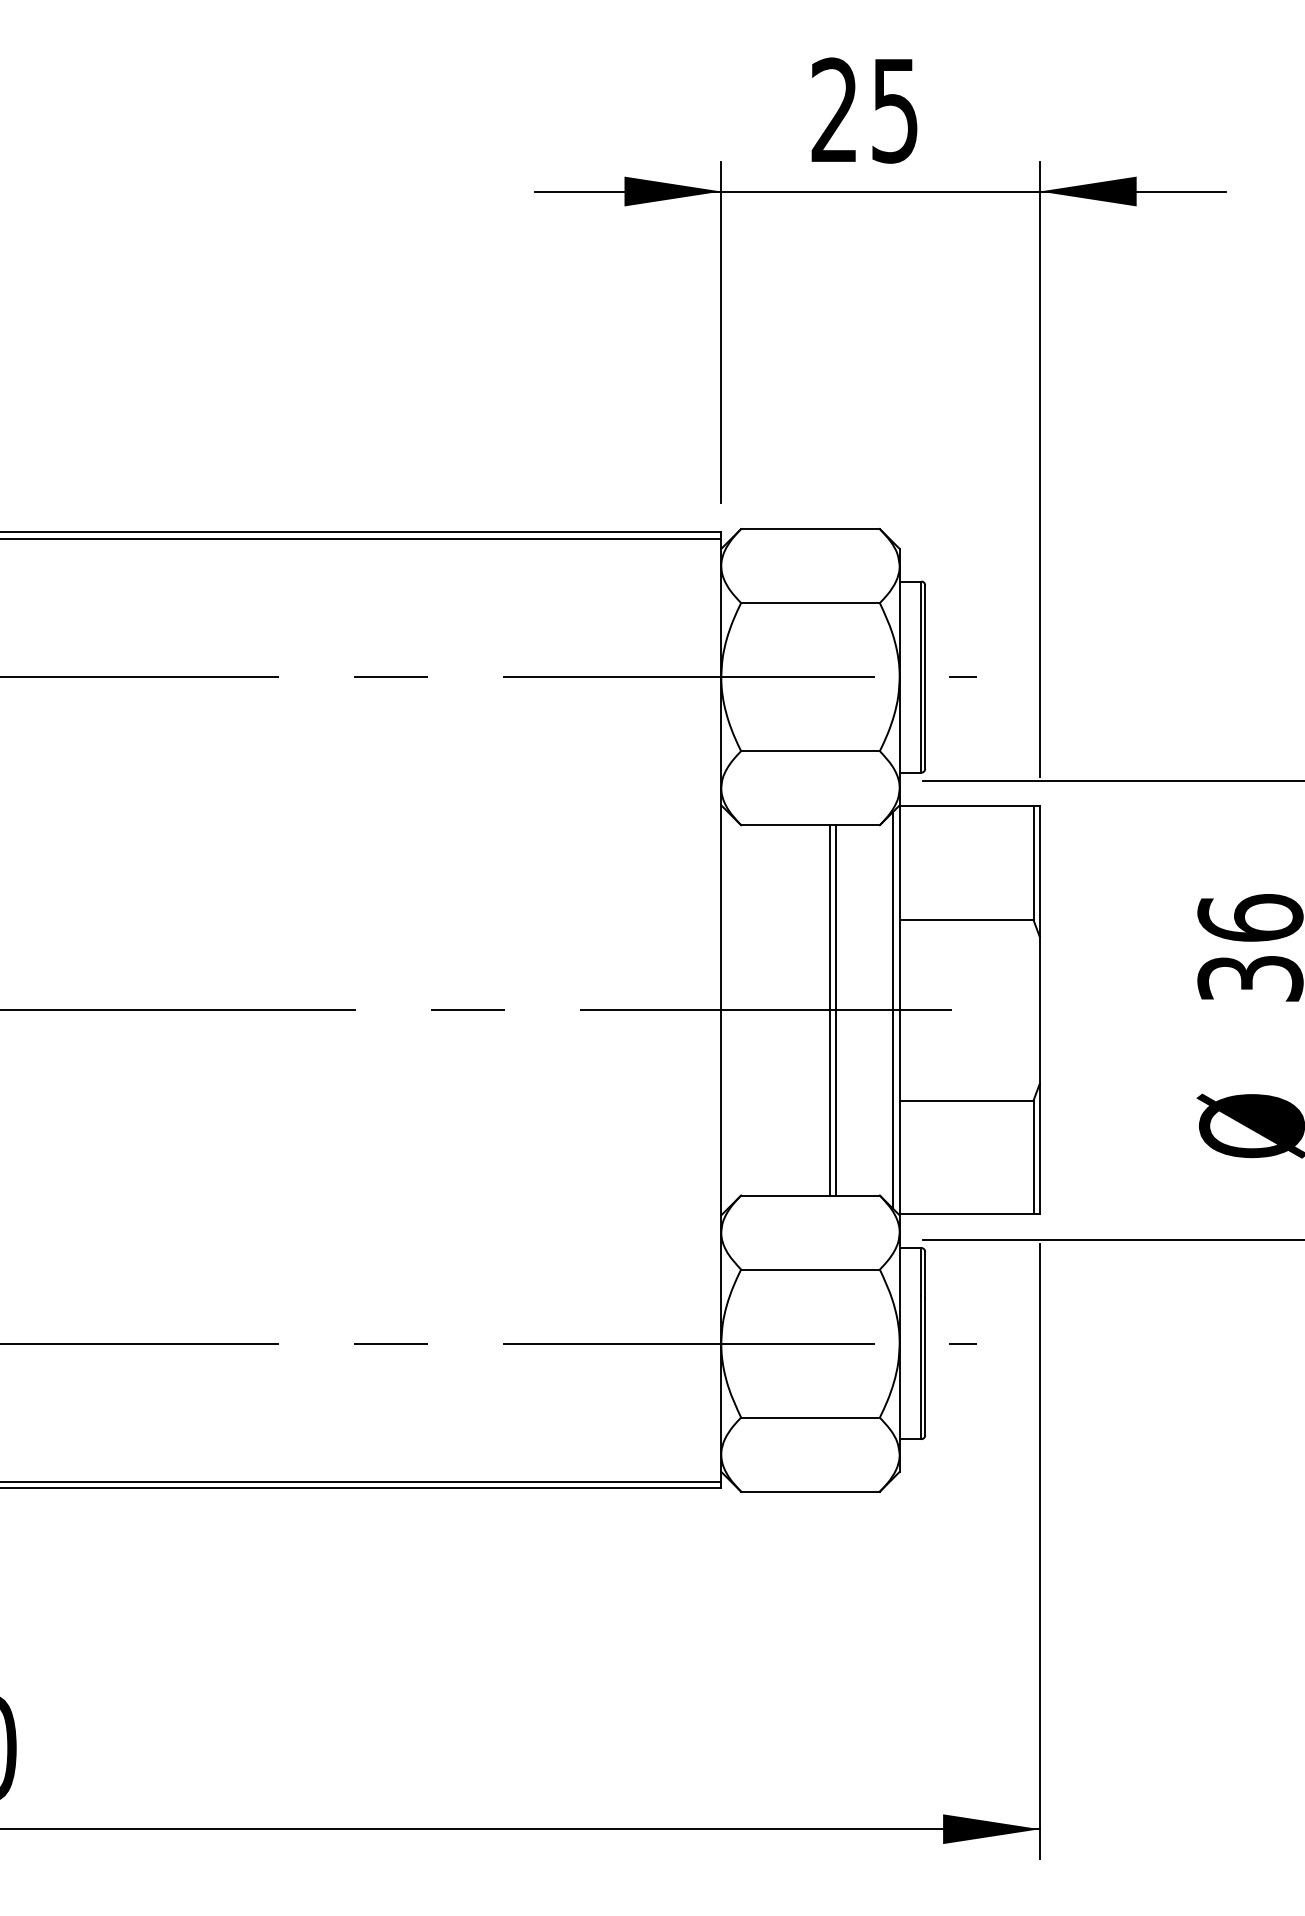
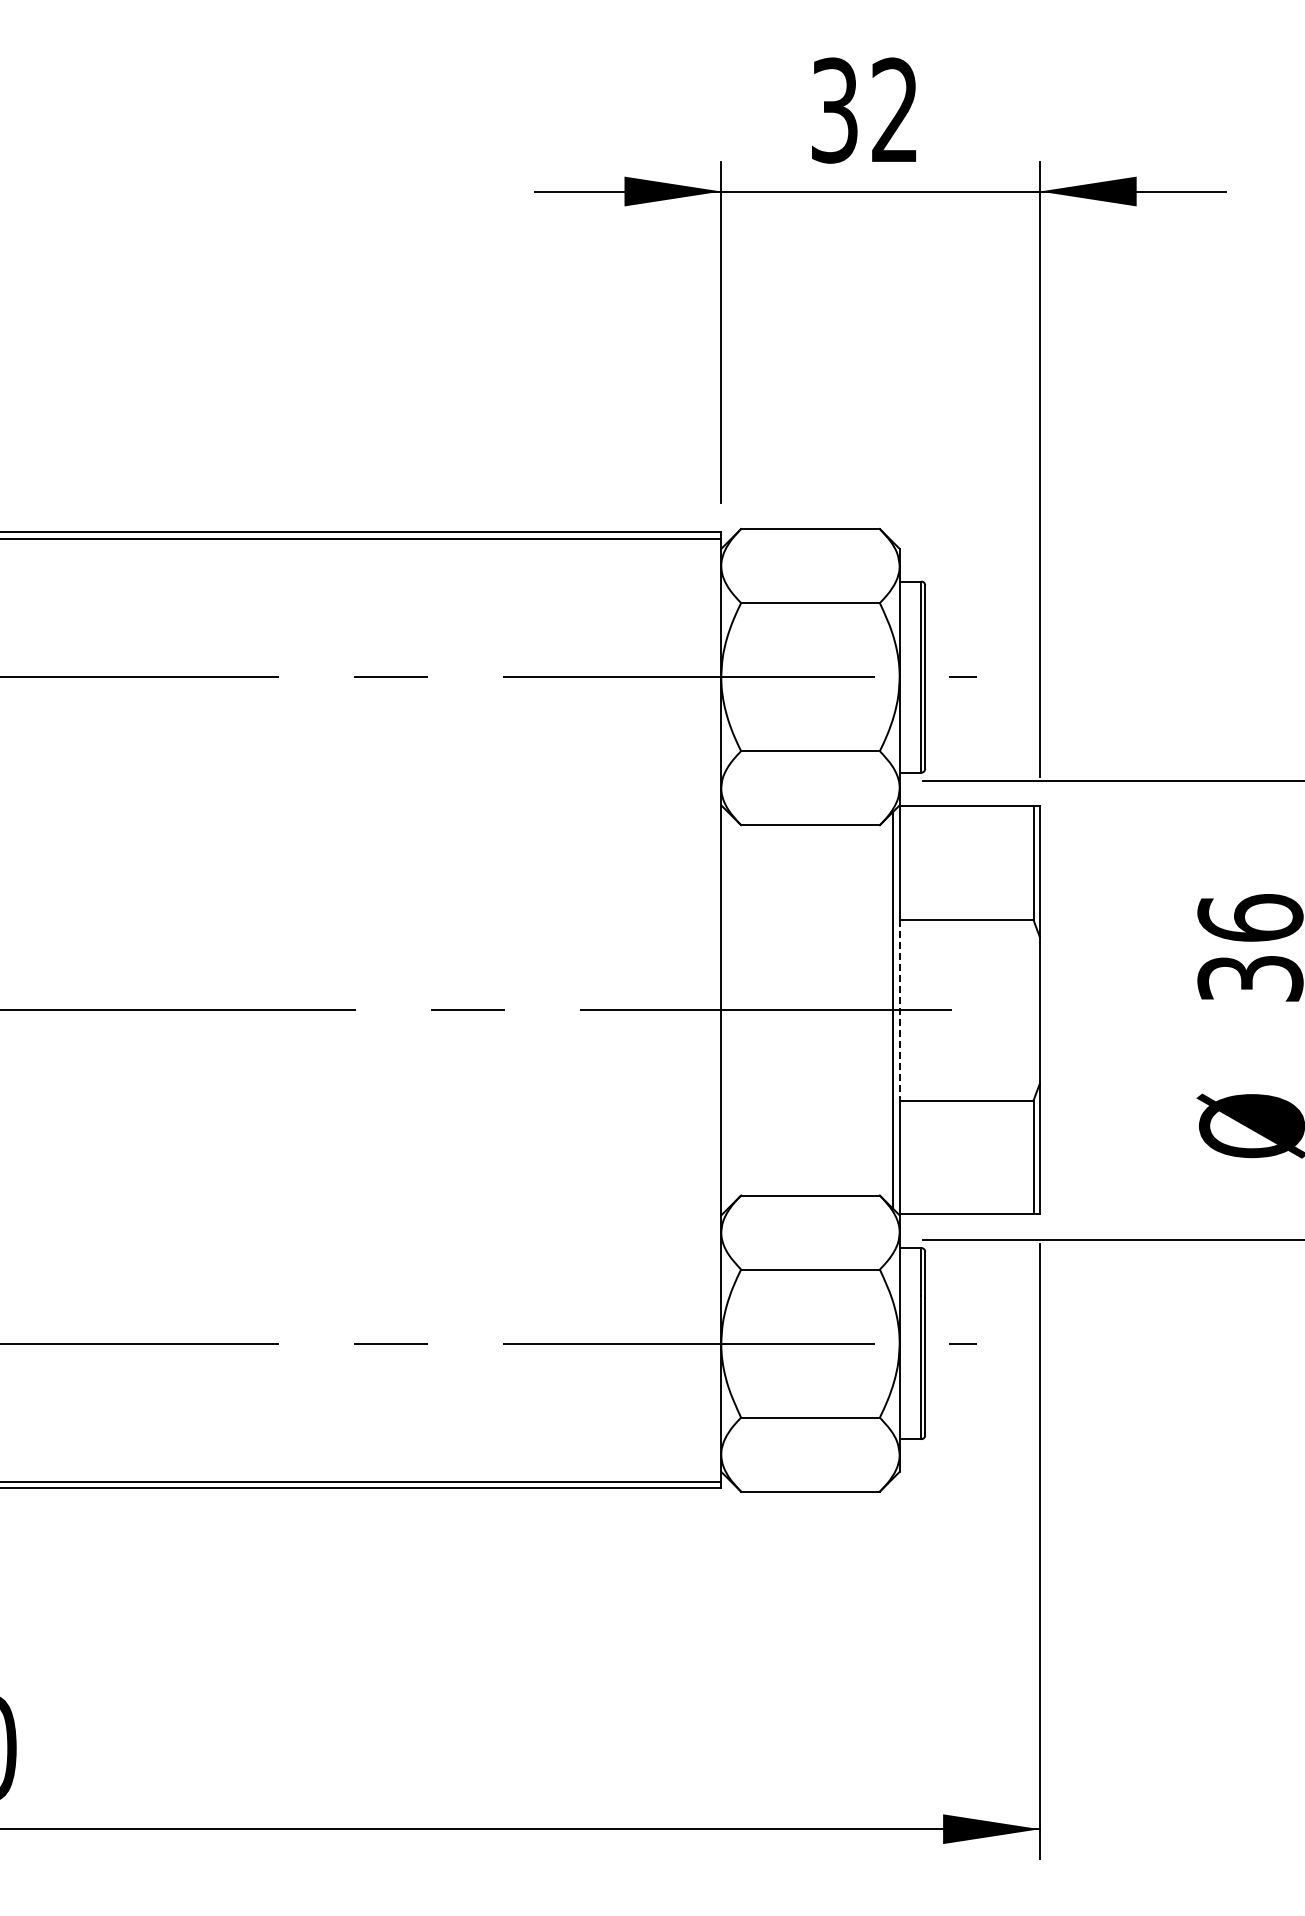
text: 25 -> 32 (864, 110)
line: present -> none (829, 1010)
line: present -> none (835, 1010)
line: solid -> dashed (899, 1010)
